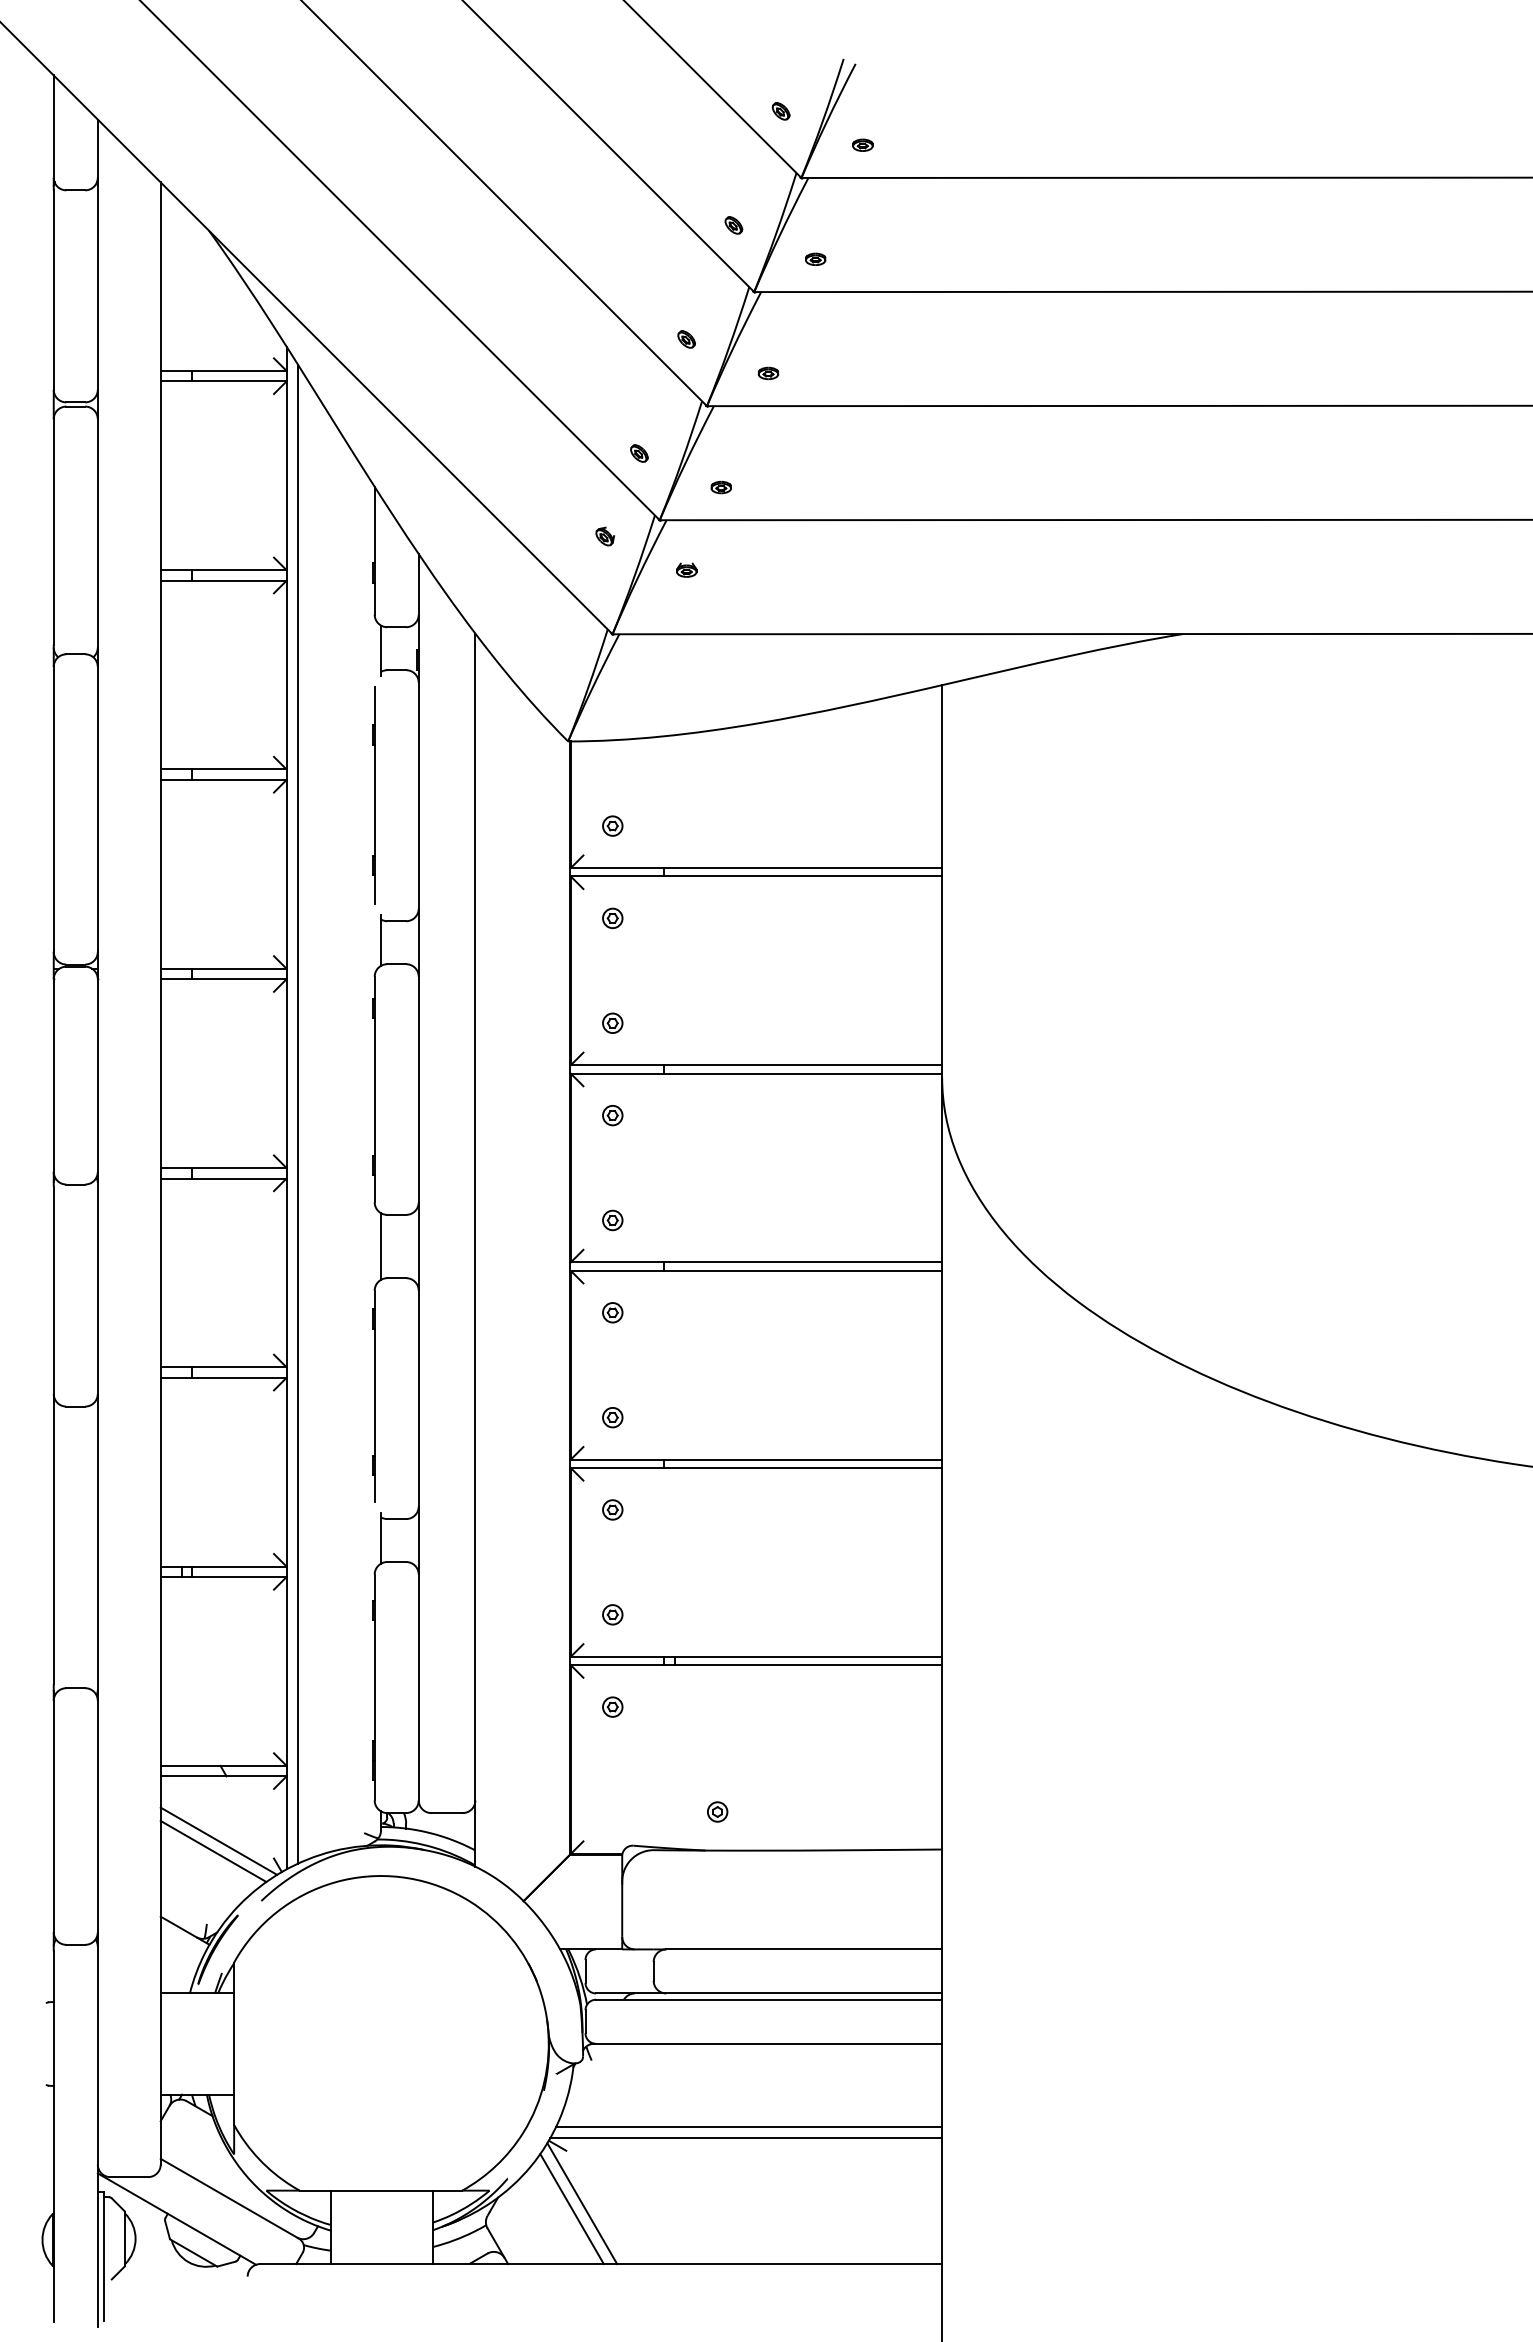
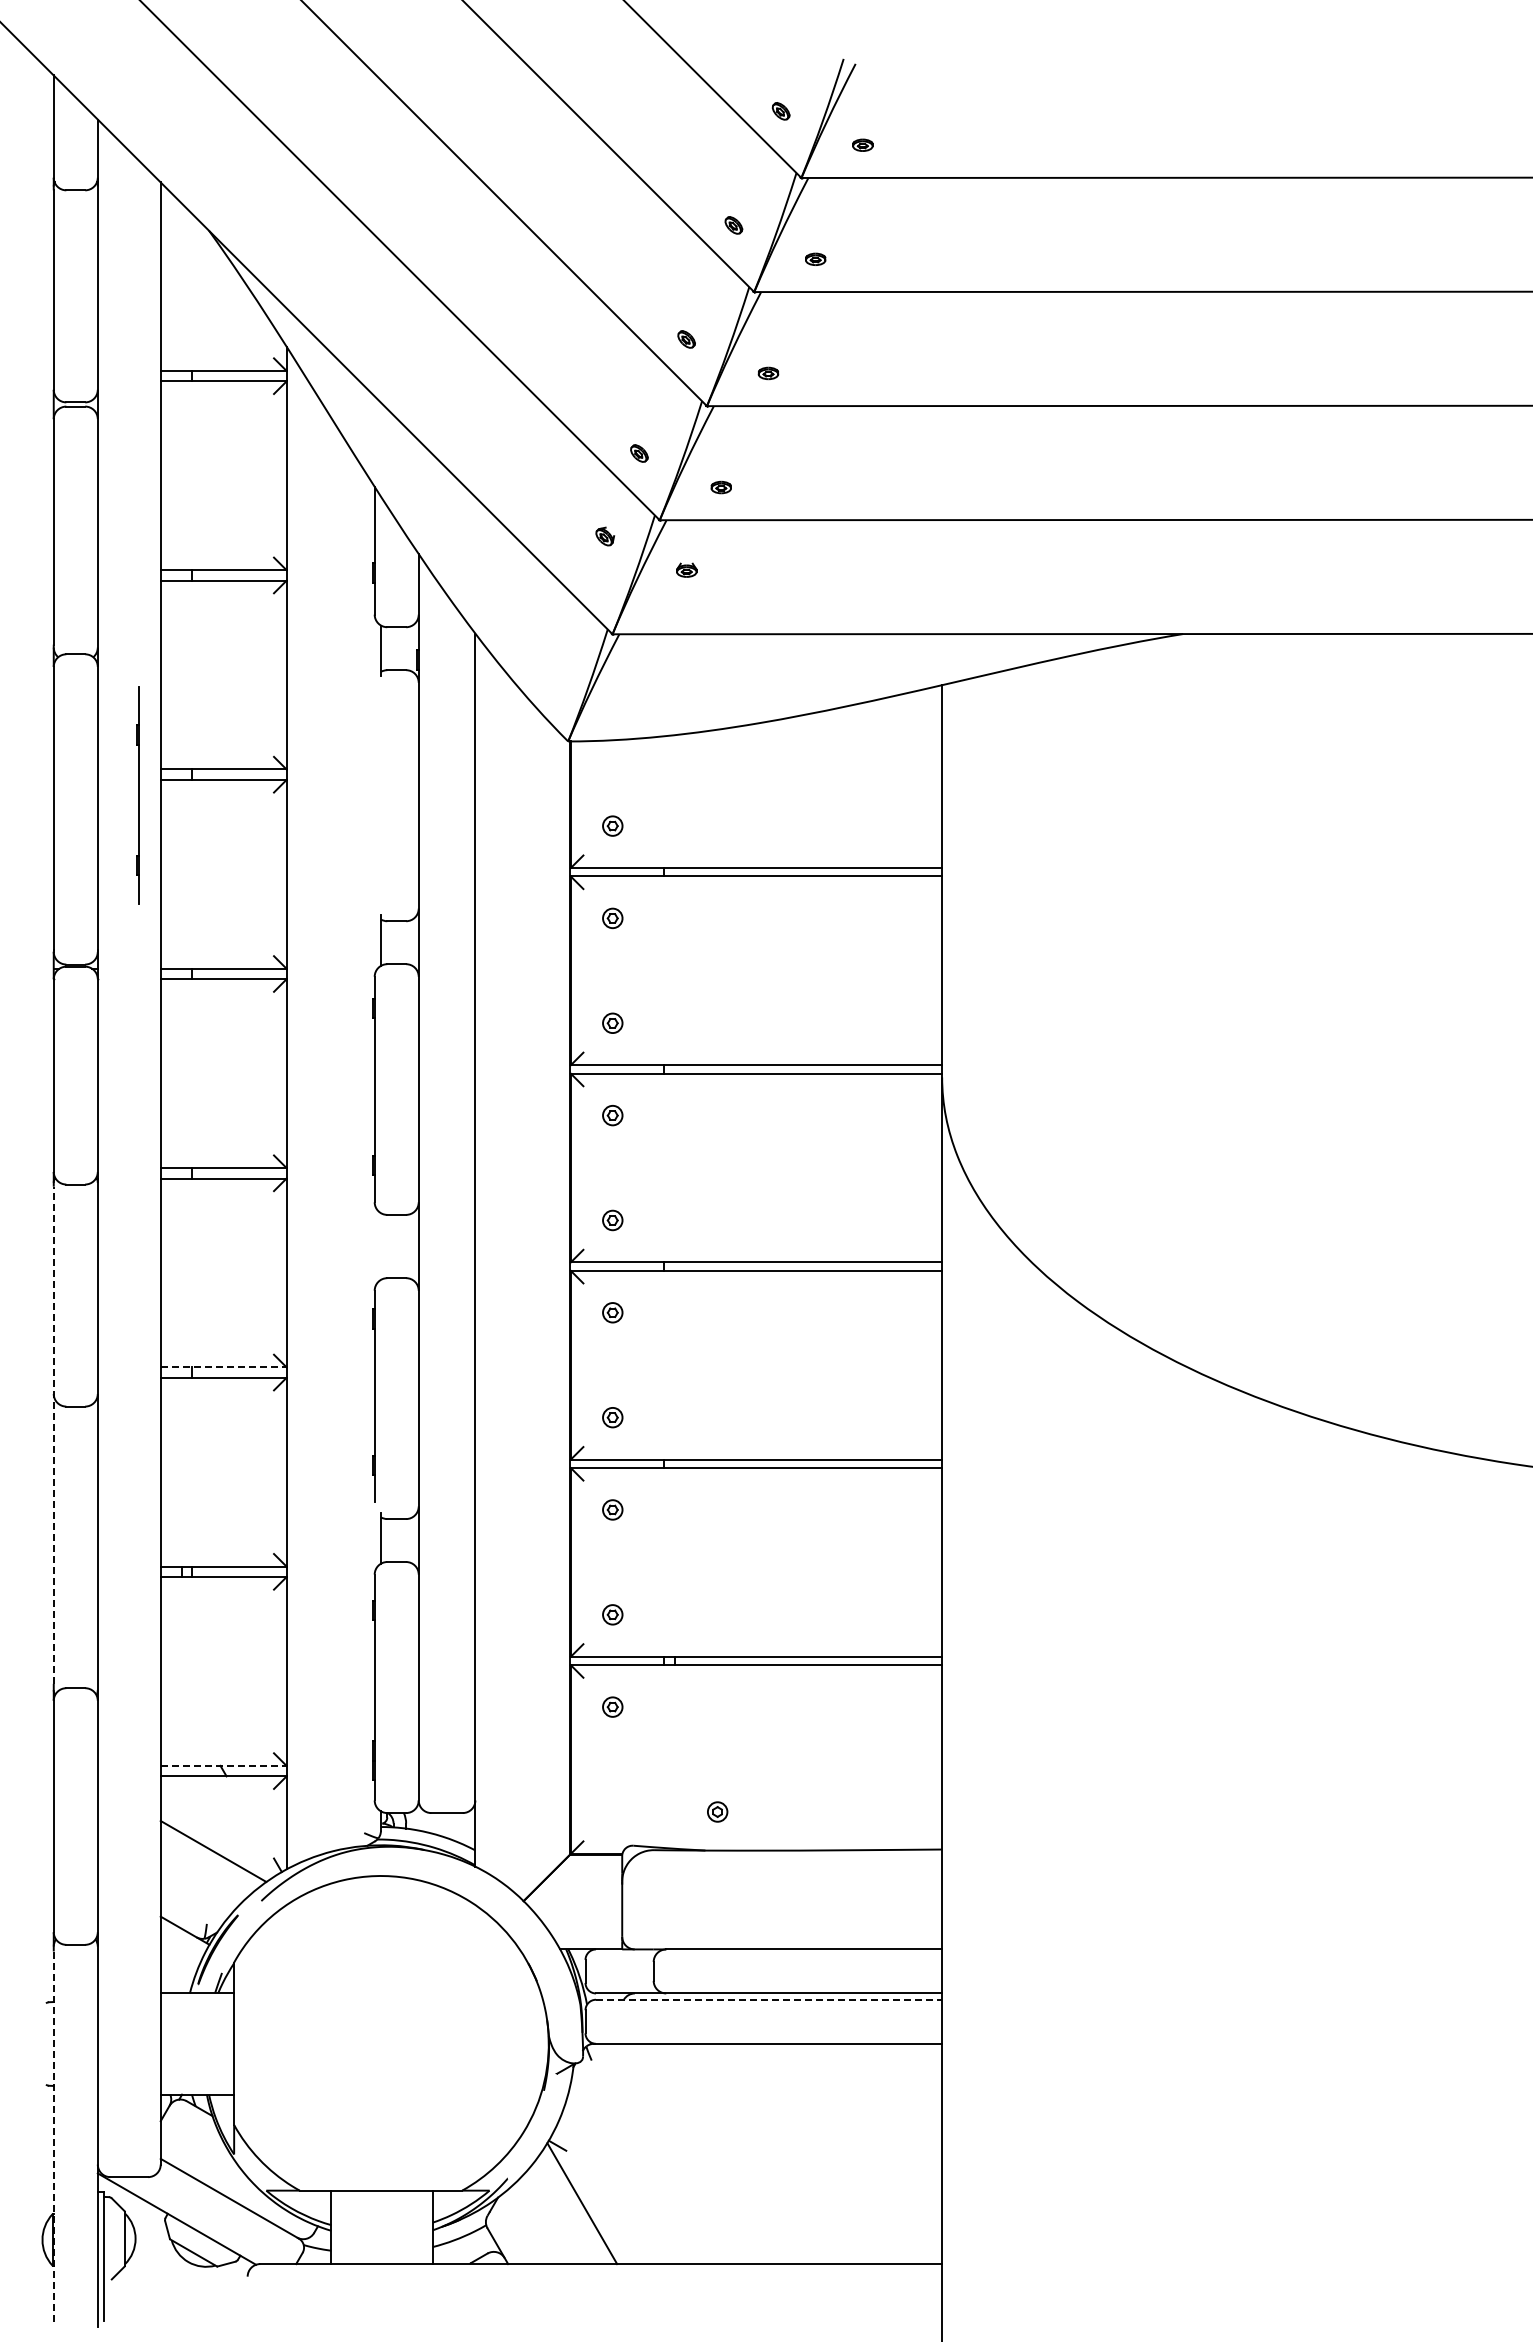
part position: (373, 795) -> (137, 795) (137, 795)
line: present -> none (298, 1113)
line: present -> none (380, 1246)
line: solid -> dashed (223, 1367)
line: solid -> dashed (53, 1435)
line: solid -> dashed (223, 1765)
line: present -> none (218, 1840)
line: solid -> dashed (769, 1999)
line: present -> none (749, 2126)
line: solid -> dashed (53, 2136)
line: present -> none (746, 2138)
line: present -> none (571, 2209)
